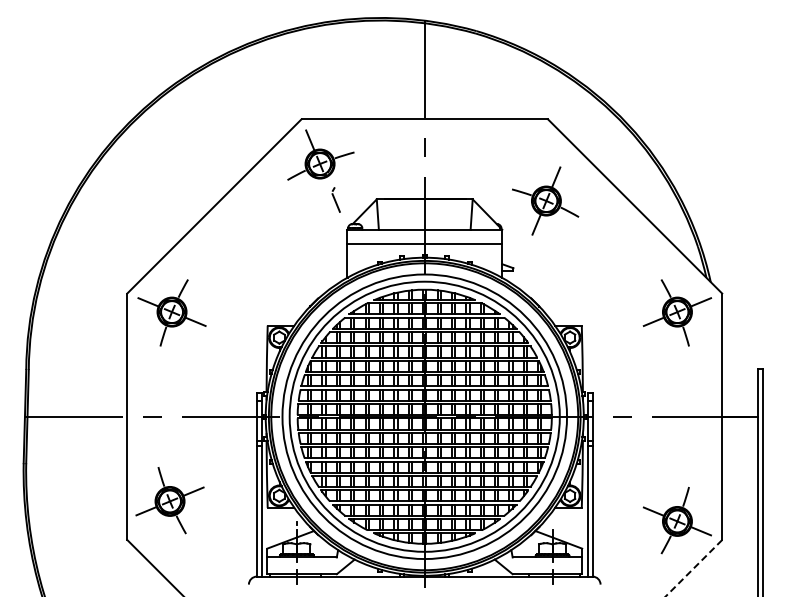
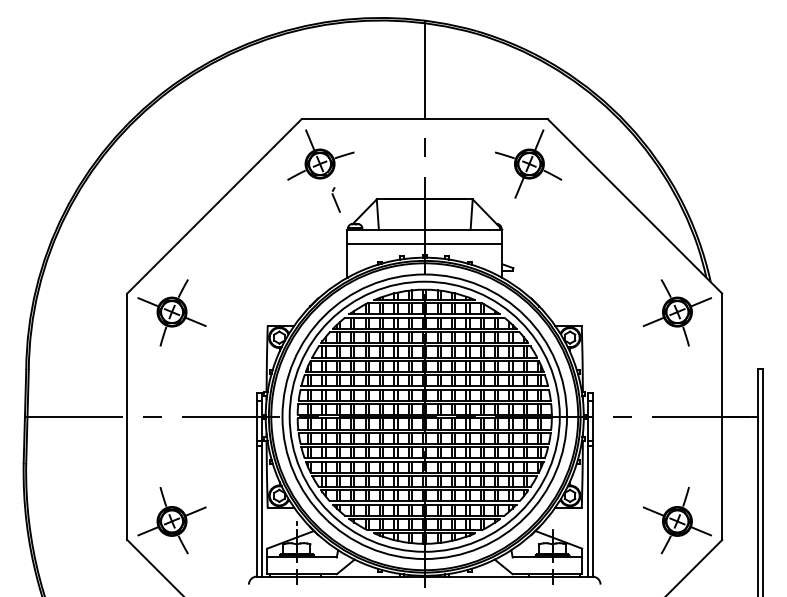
part position: (545, 200) -> (528, 163) (528, 163)
part position: (169, 500) -> (171, 520) (171, 520)
line: dashed -> solid (693, 568)
